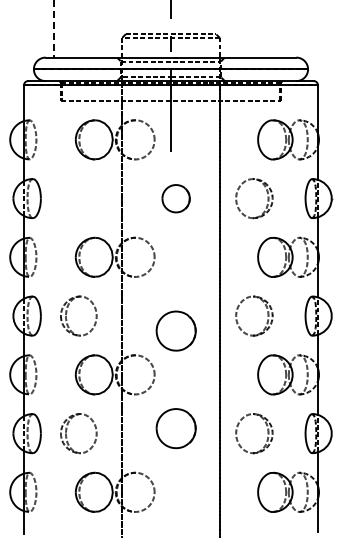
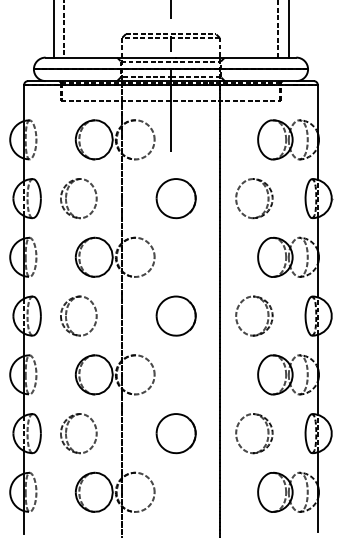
line: dashed -> solid (53, 29)
line: none -> present (64, 29)
line: none -> present (277, 29)
line: none -> present (288, 29)
part: none -> present (67, 195)
part size: 30x30 px -> 42x42 px (175, 198)
part position: (175, 330) -> (175, 315) (175, 315)
part position: (175, 428) -> (175, 433) (175, 433)
